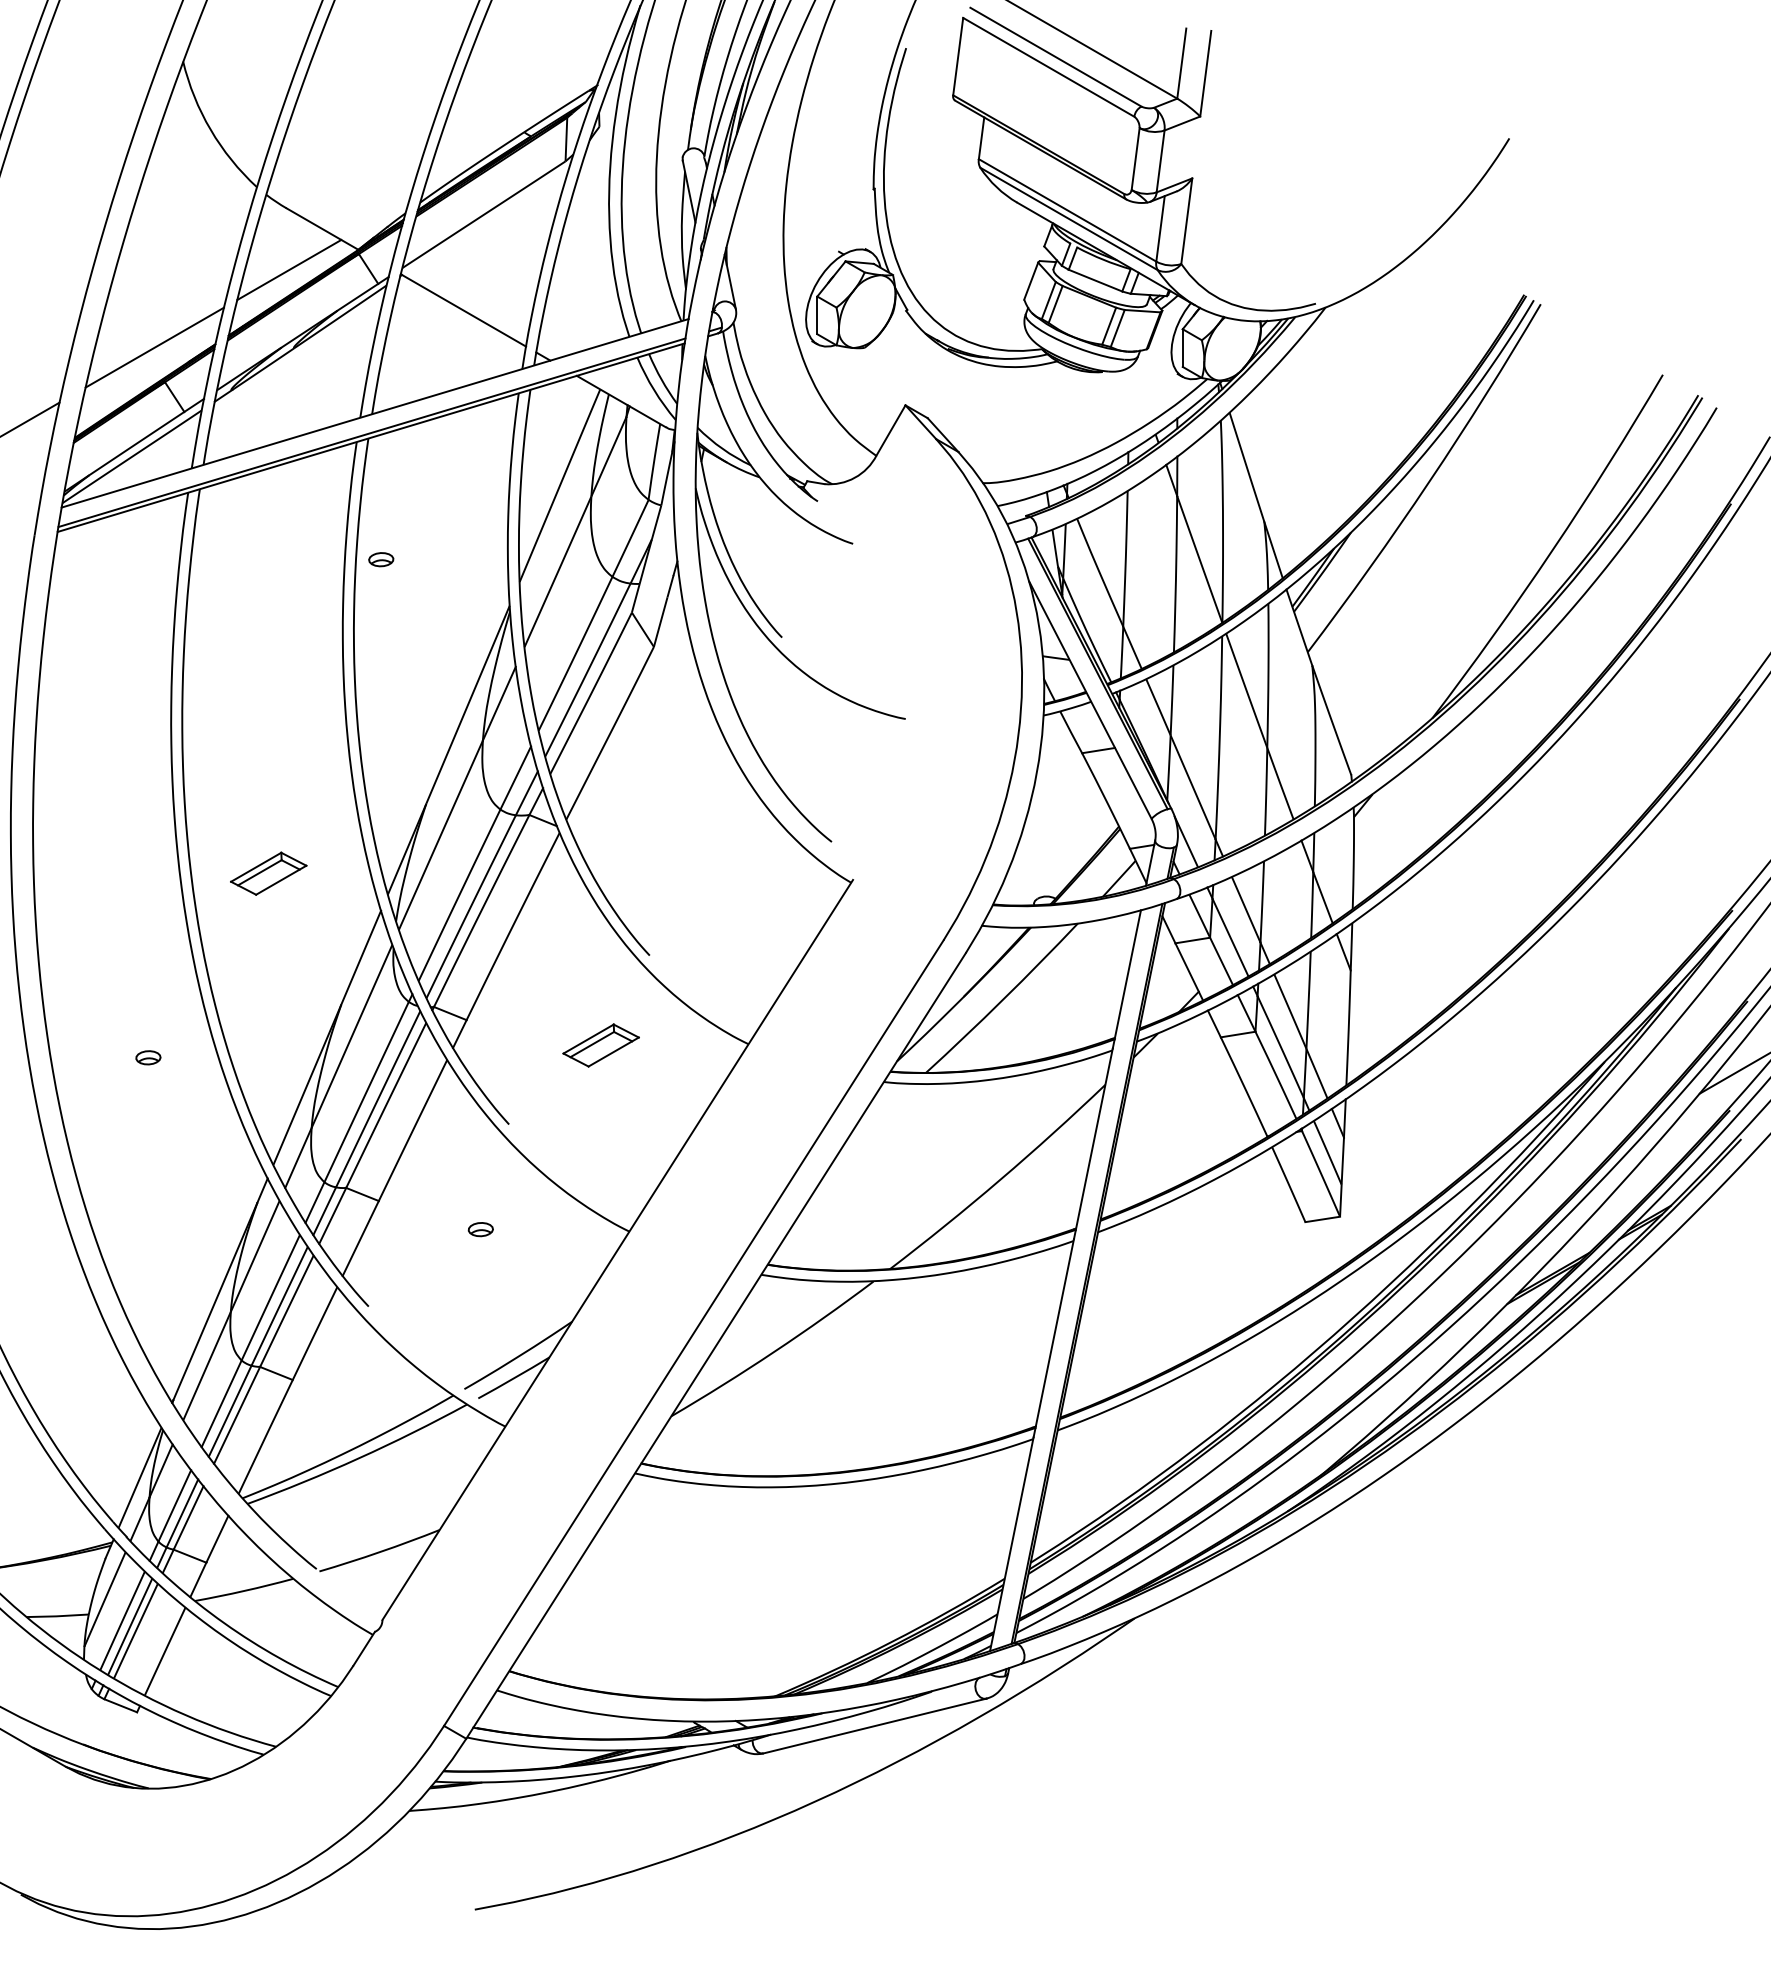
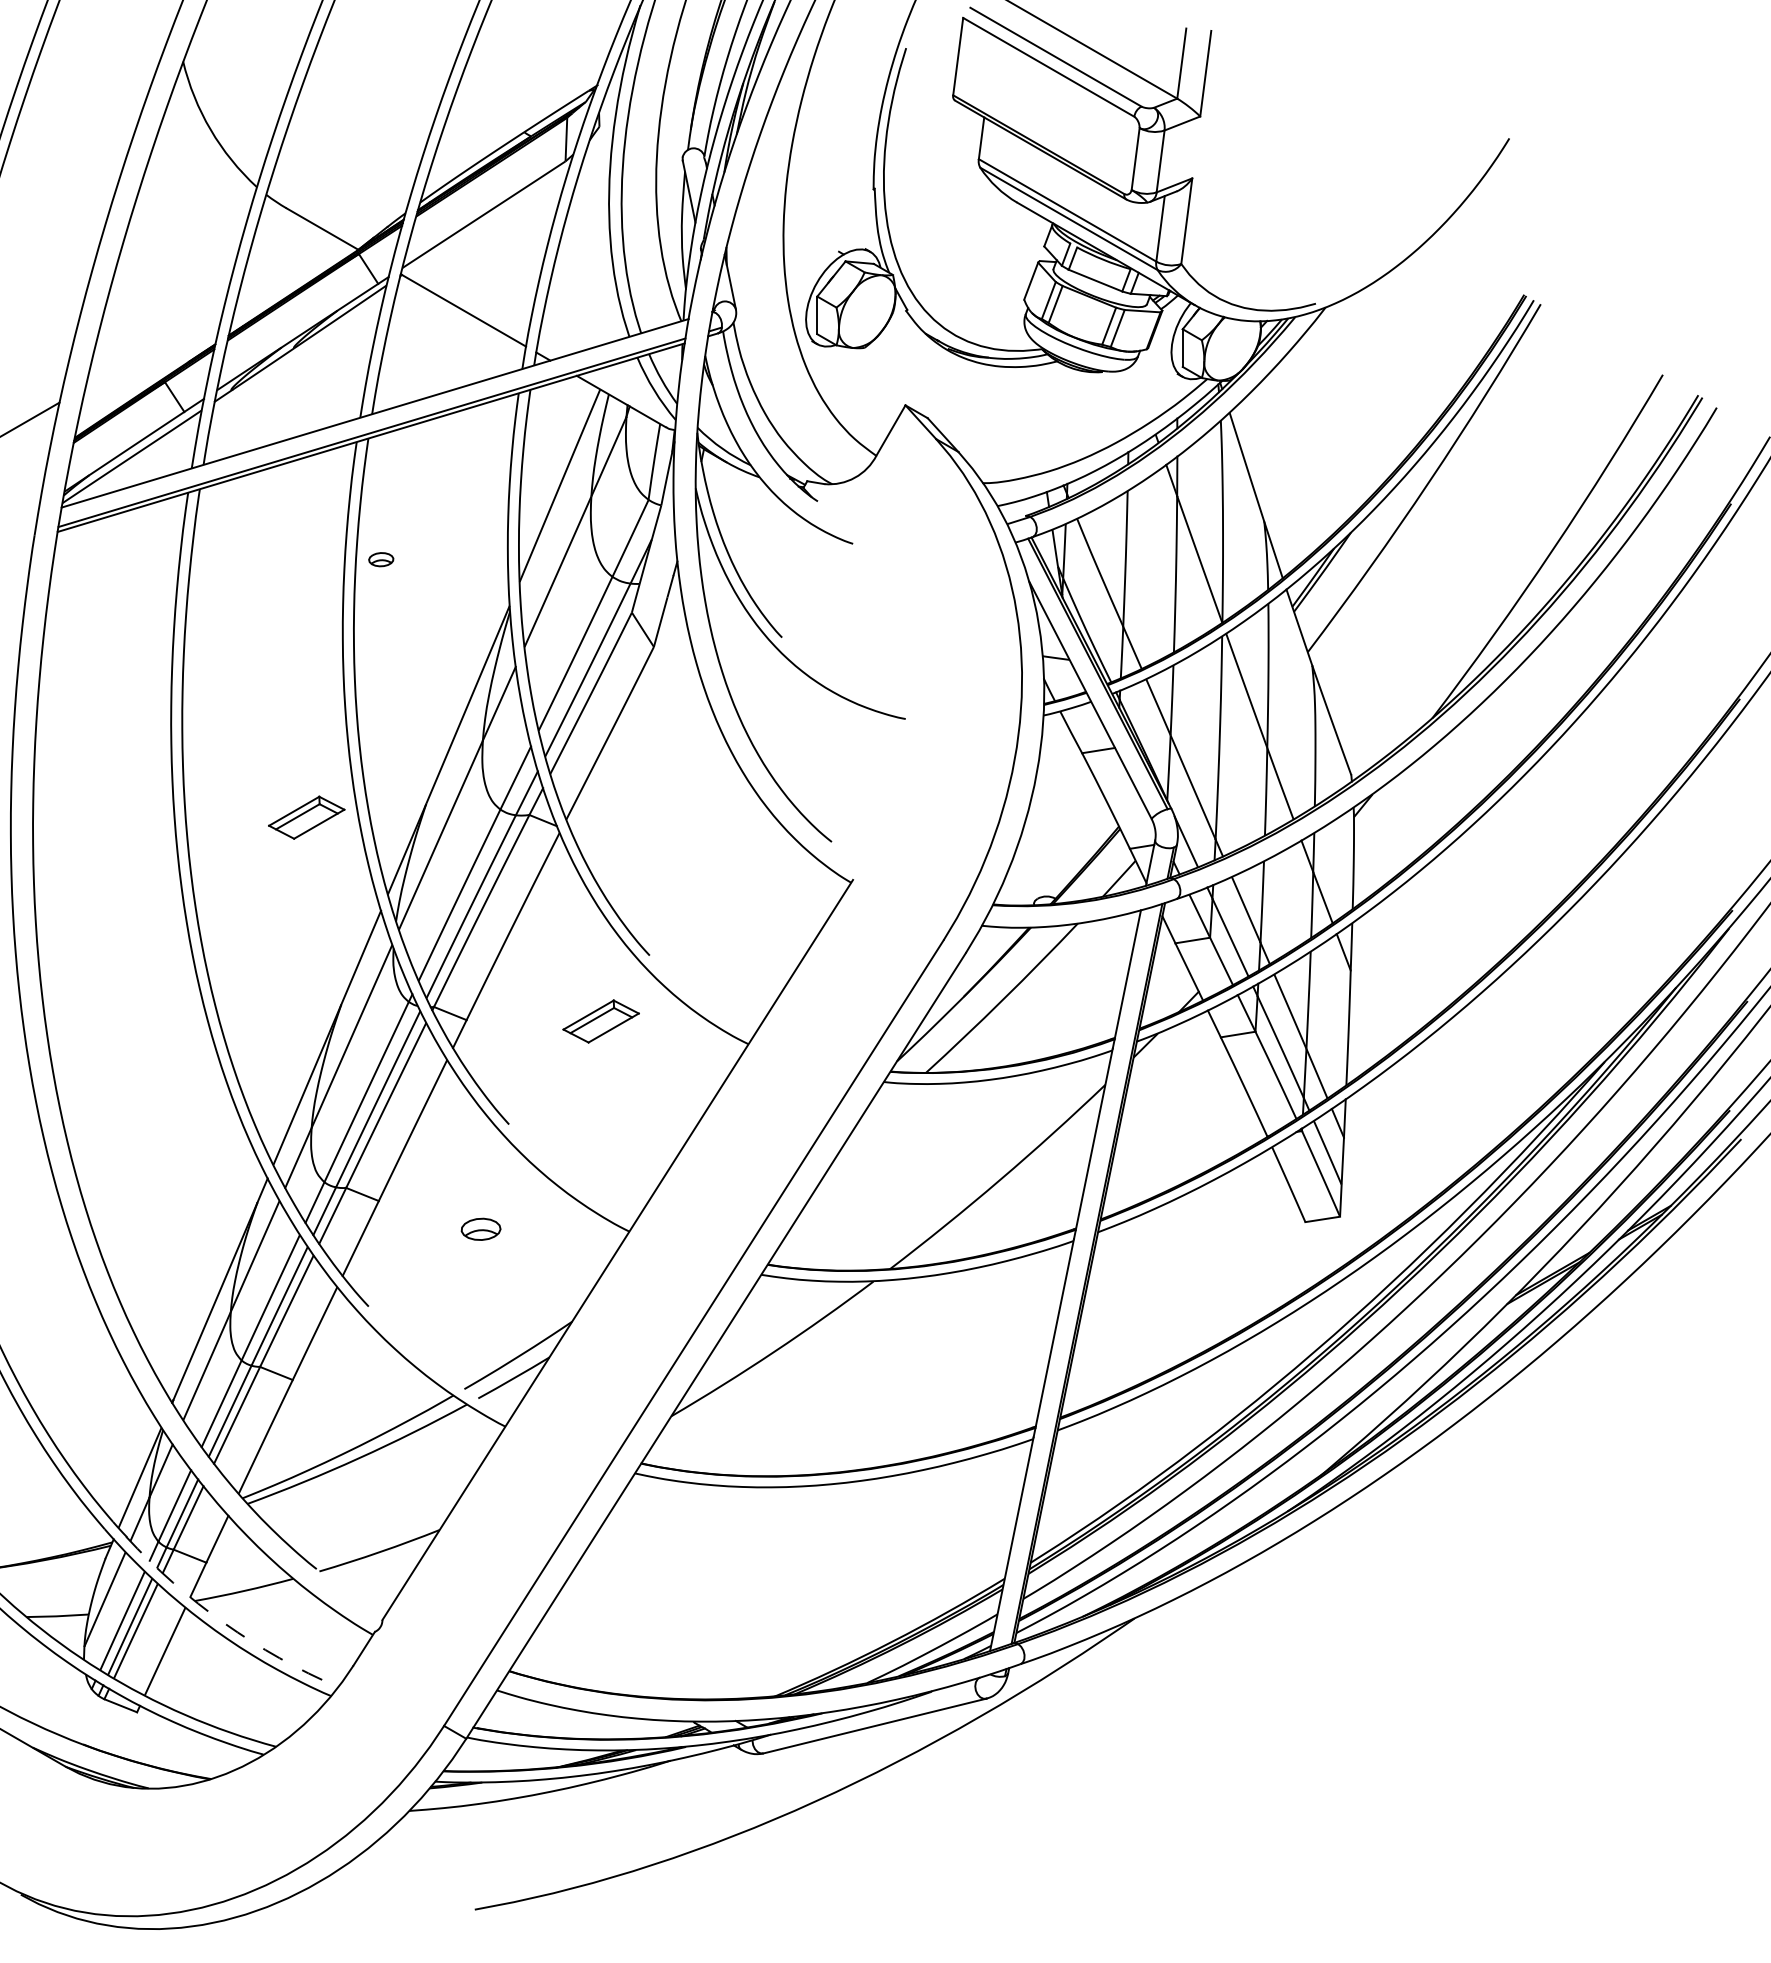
line: present -> none (289, 269)
line: present -> none (154, 347)
part position: (268, 873) -> (306, 817) (306, 817)
part position: (600, 1045) -> (600, 1021) (600, 1021)
part: present -> none (148, 1057)
line: present -> none (1733, 1073)
part size: 27x16 px -> 42x24 px (480, 1228)
arc: solid -> dashed (224, 1623)
